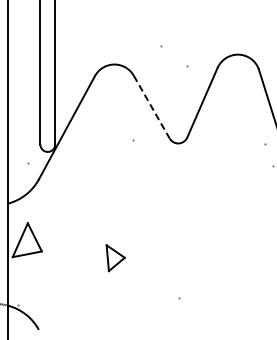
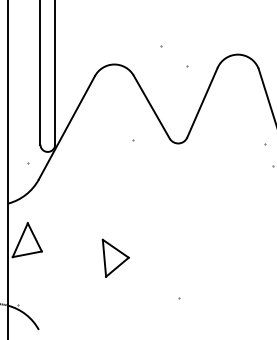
line: dashed -> solid (151, 107)
part size: 21x29 px -> 29x40 px (115, 257)
